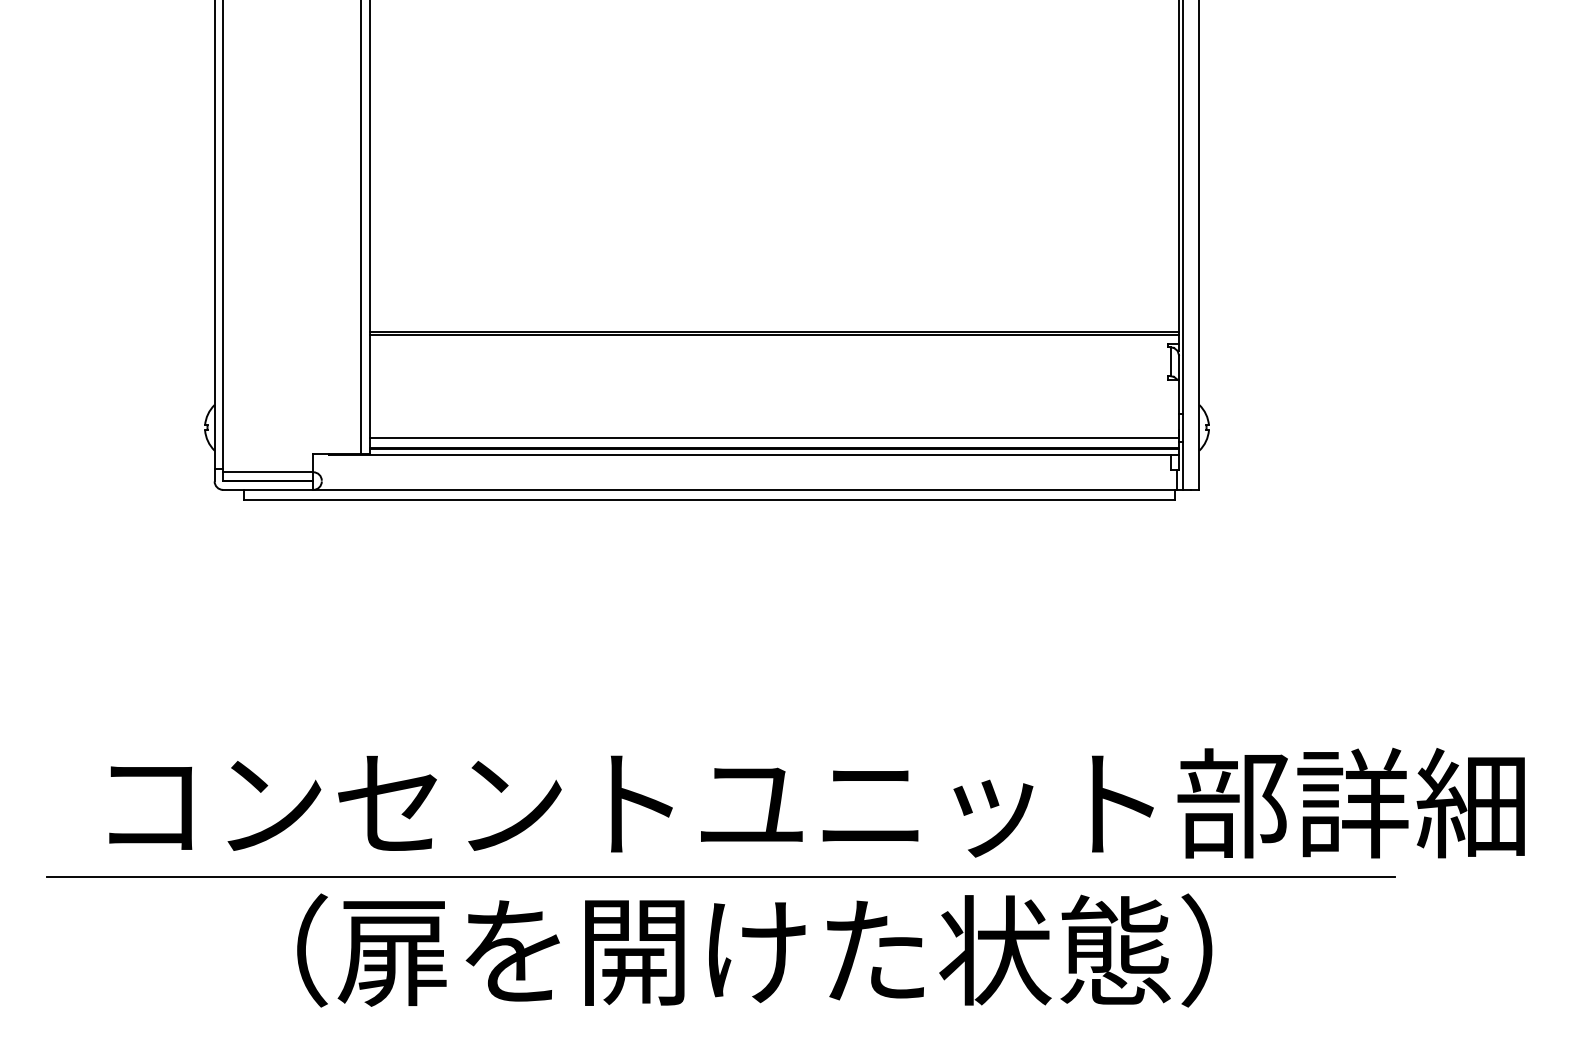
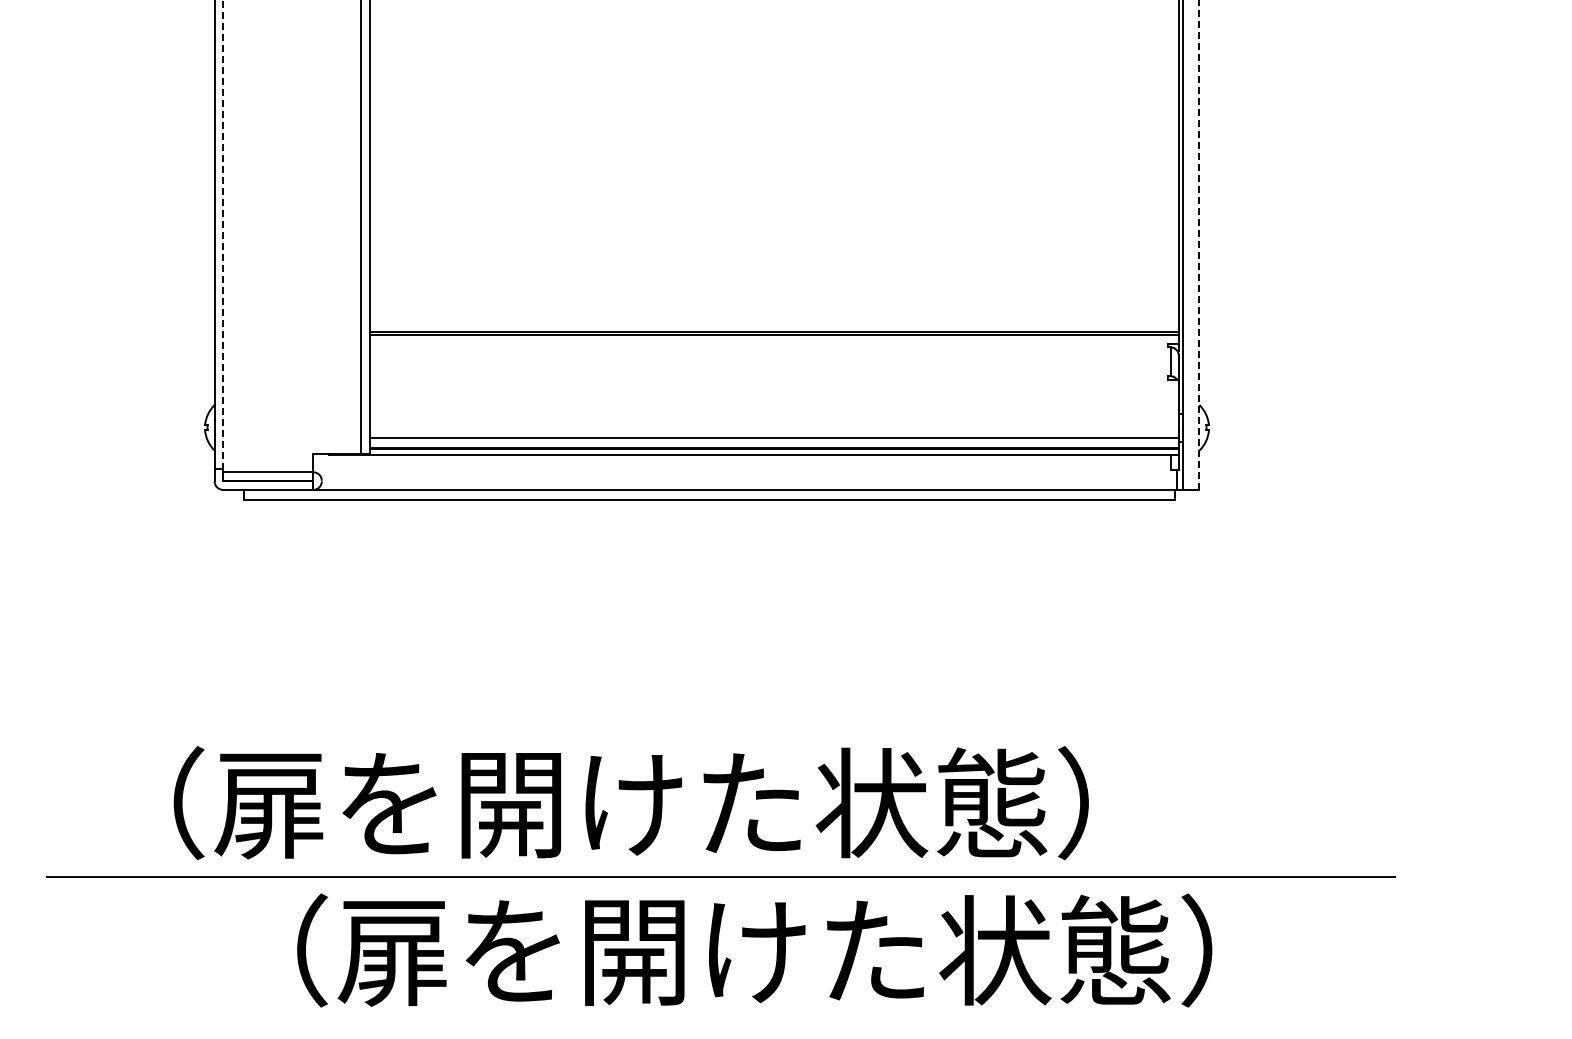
line: solid -> dashed (223, 234)
line: solid -> dashed (1199, 245)
text: コンセントユニット部詳細 -> （扉を開けた状態） (816, 803)
